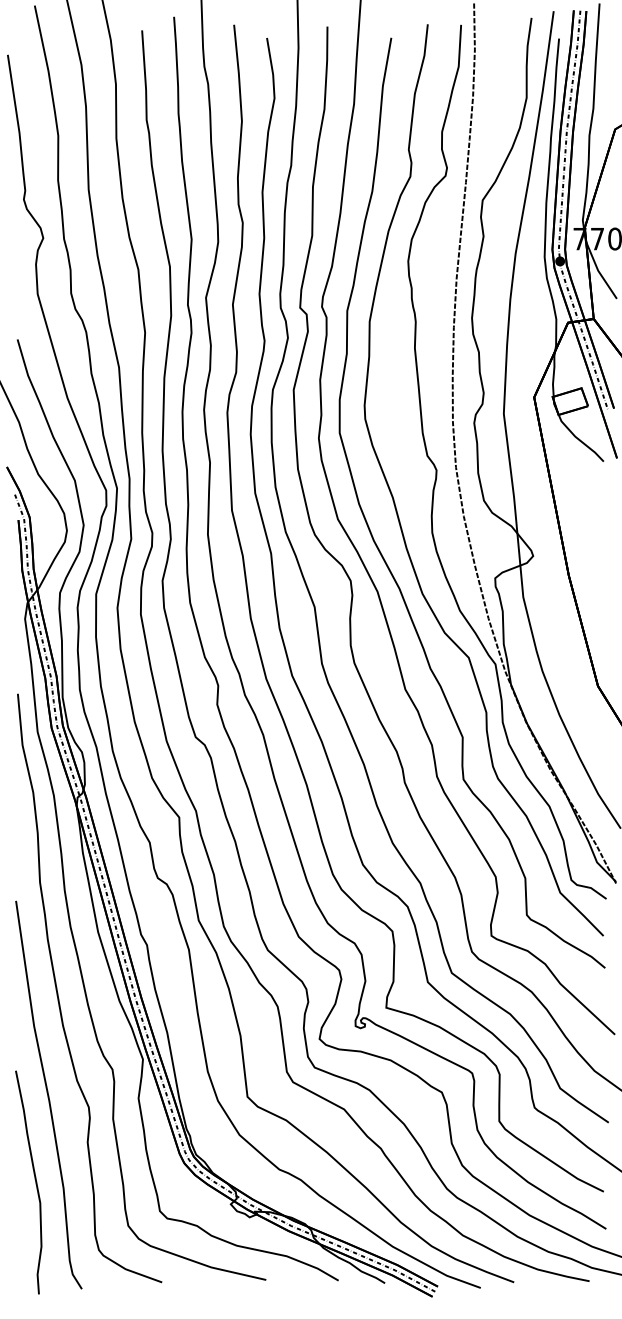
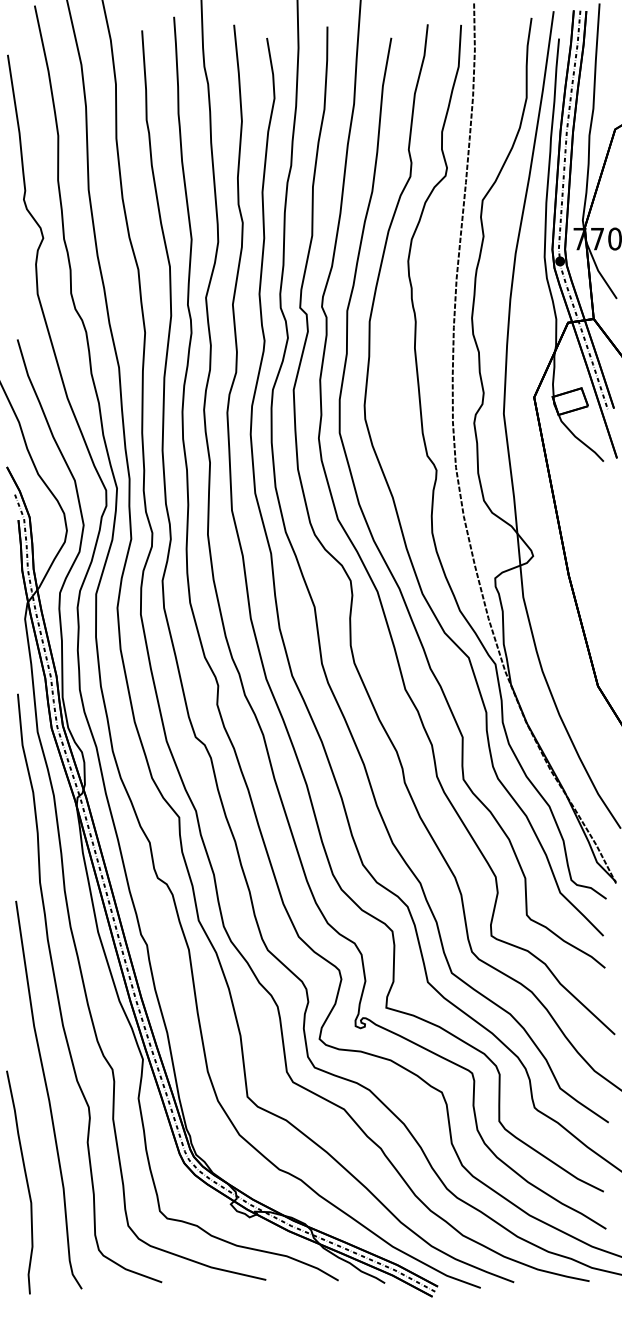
curve position: (34, 1179) -> (25, 1179) (25, 1179)
